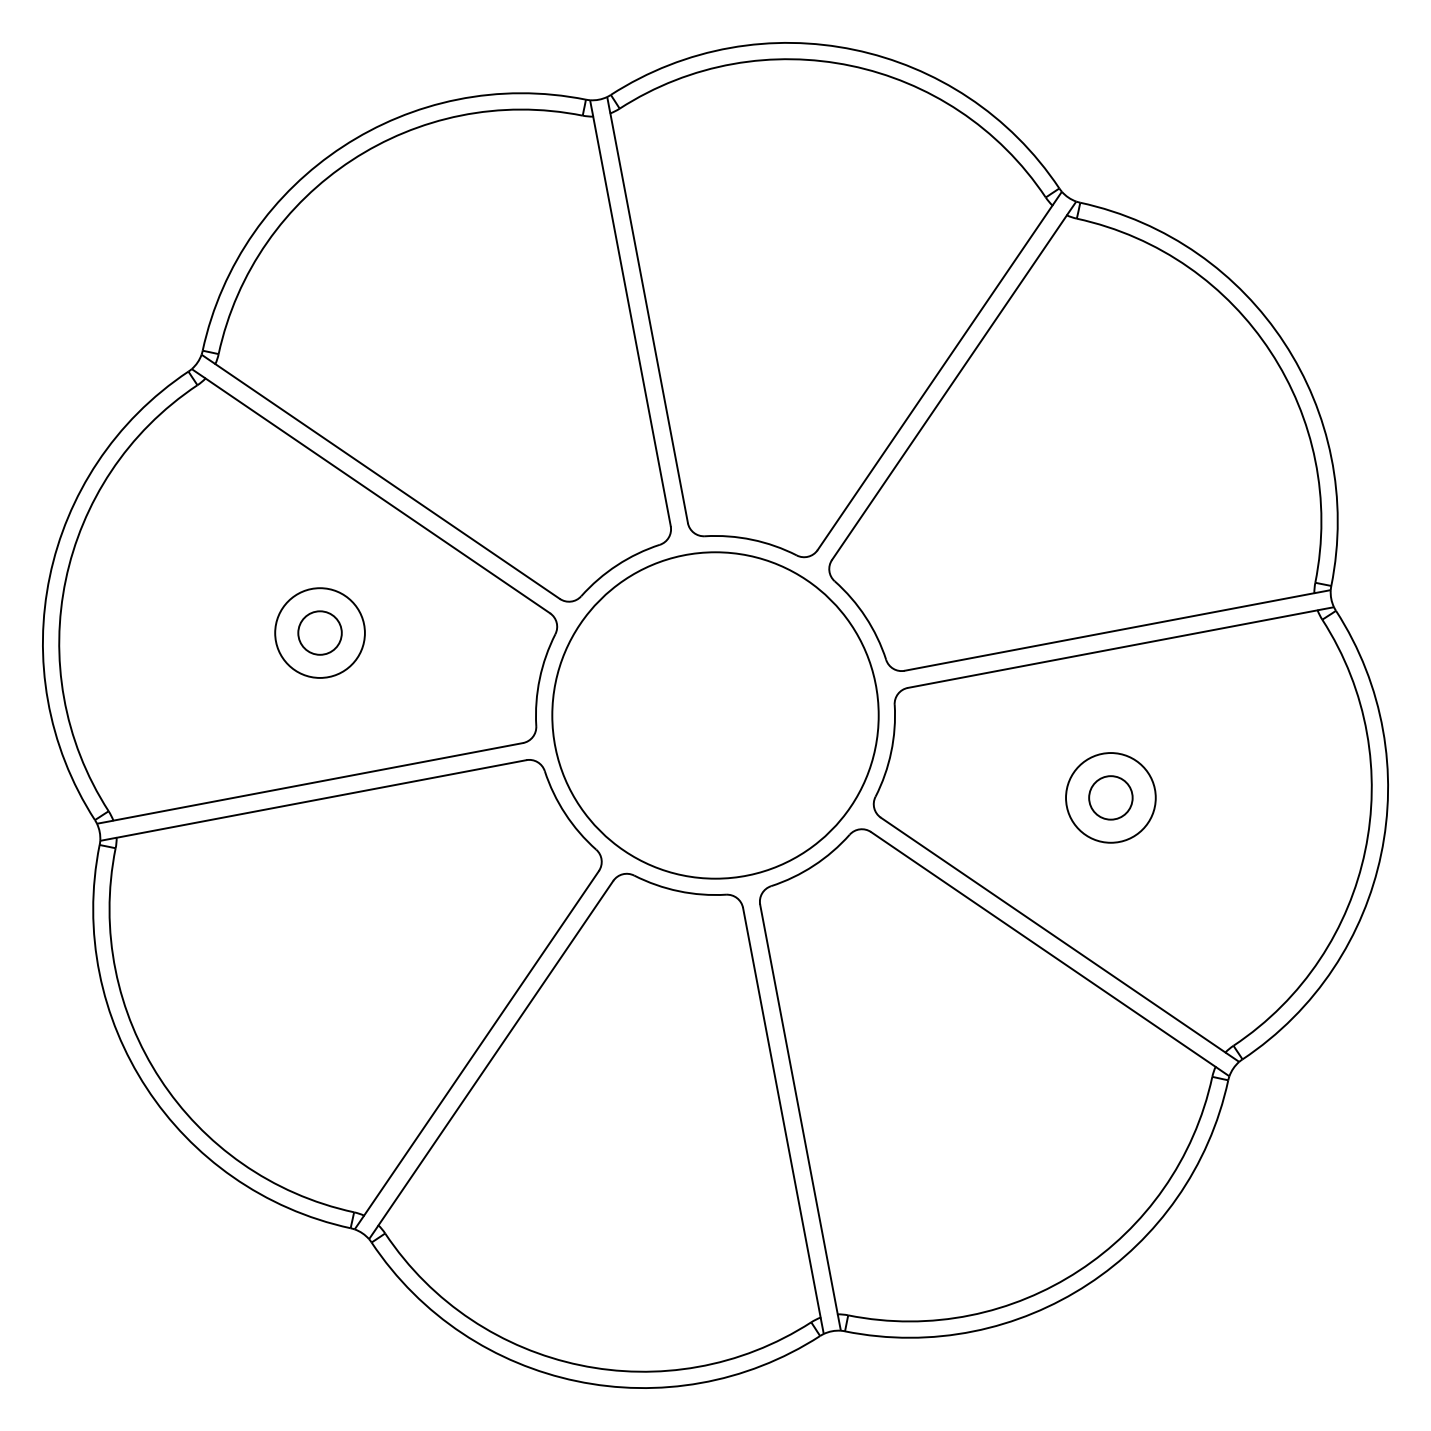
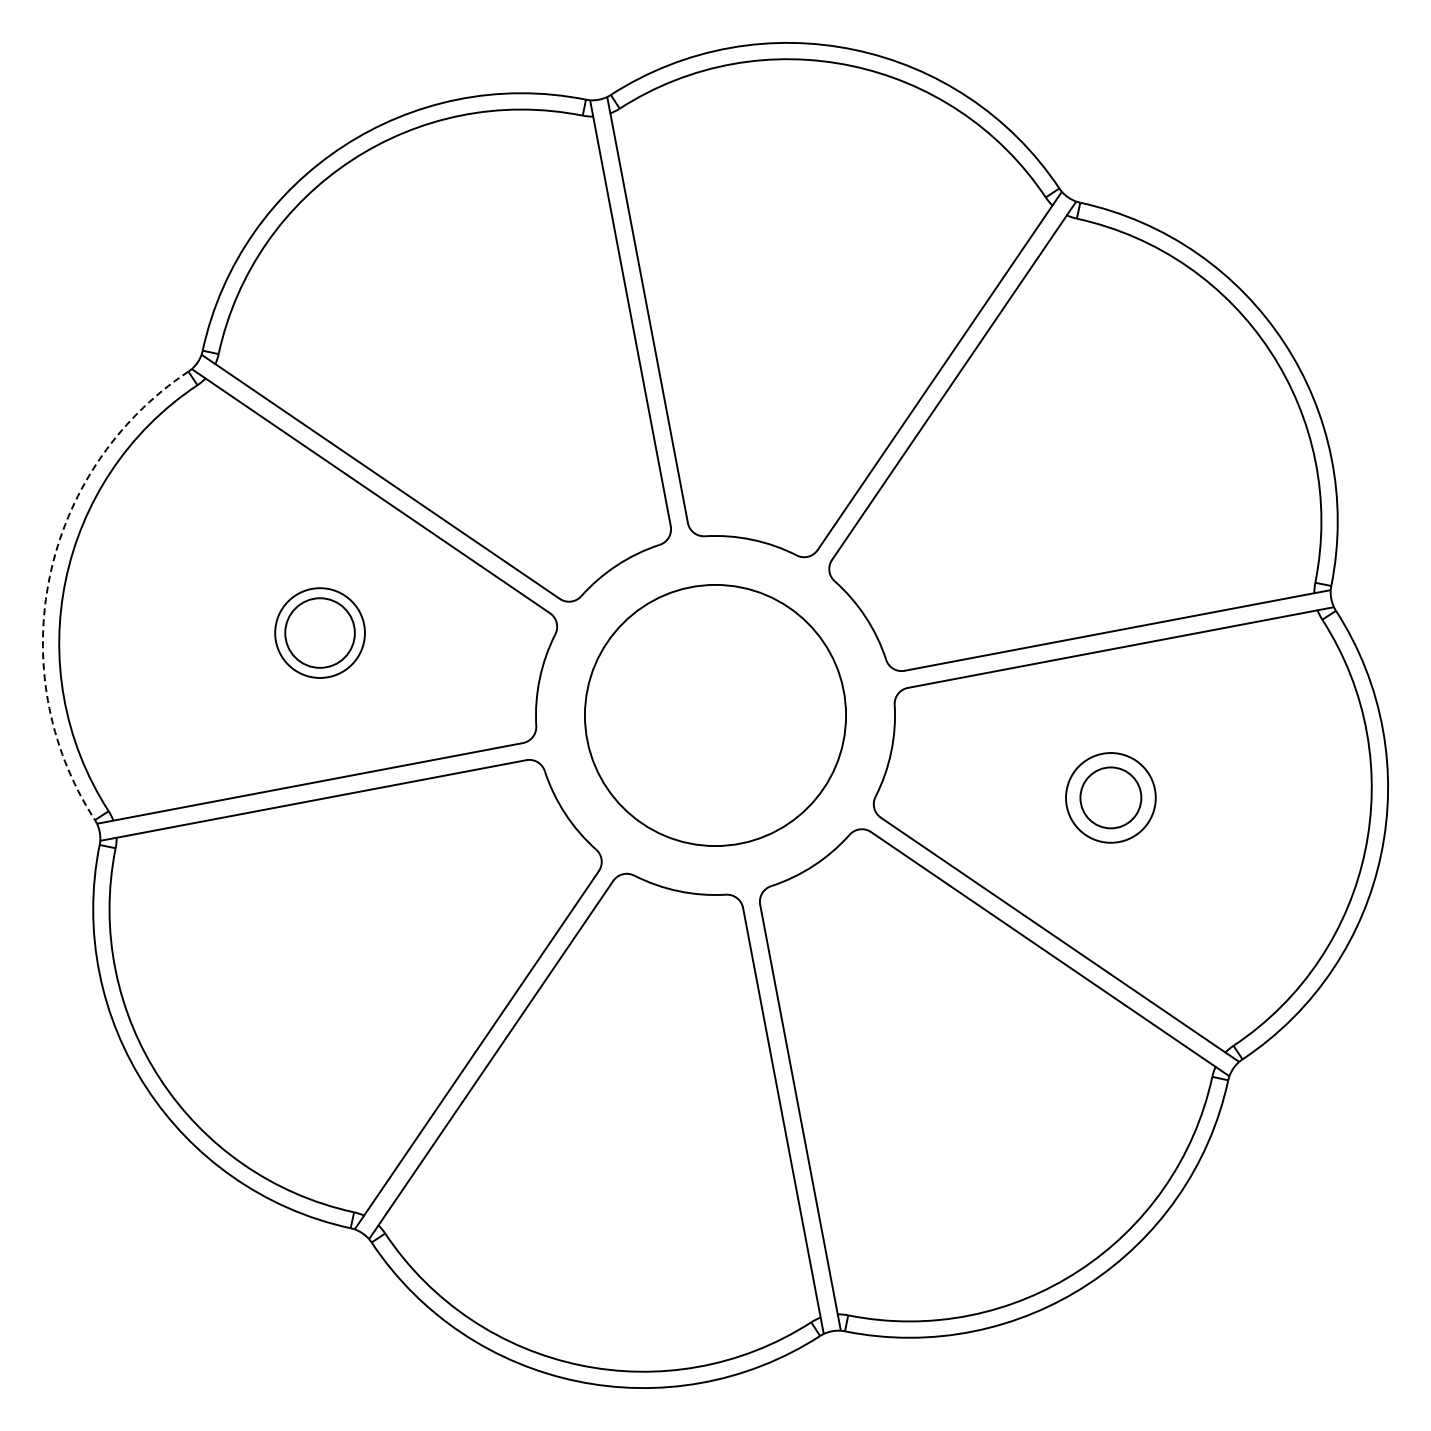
arc: solid -> dashed (49, 576)
circle diameter: 44 px -> 70 px (319, 632)
circle diameter: 326 px -> 261 px (715, 715)
circle diameter: 44 px -> 61 px (1110, 797)
